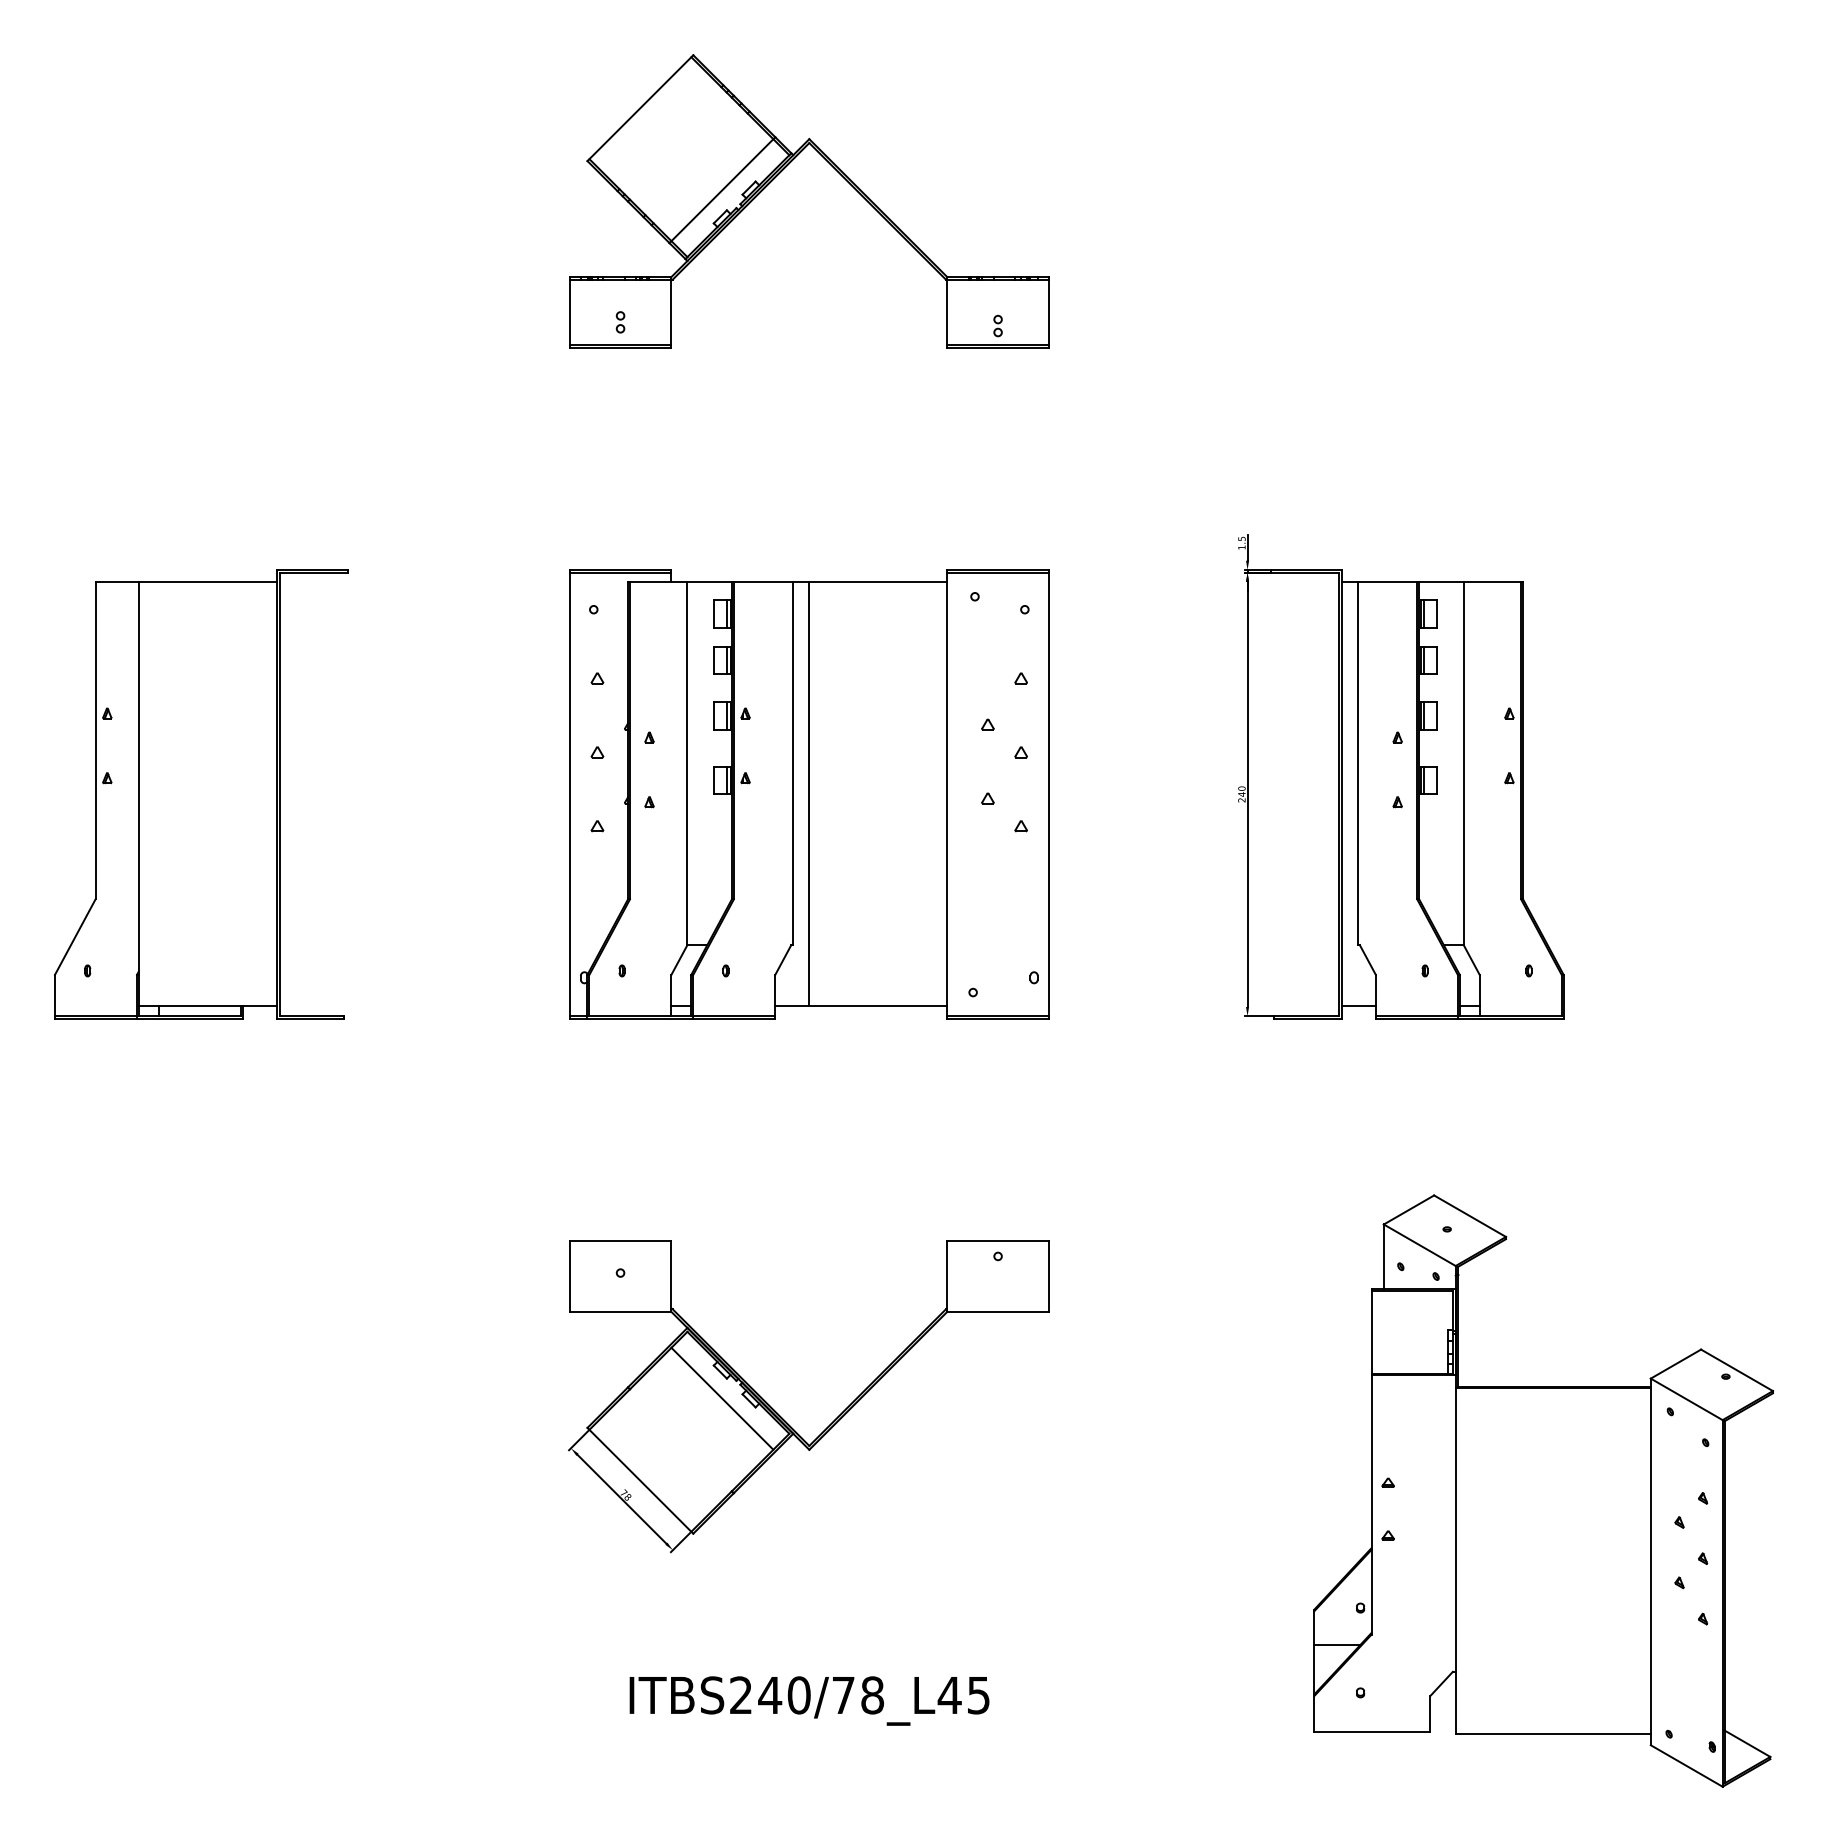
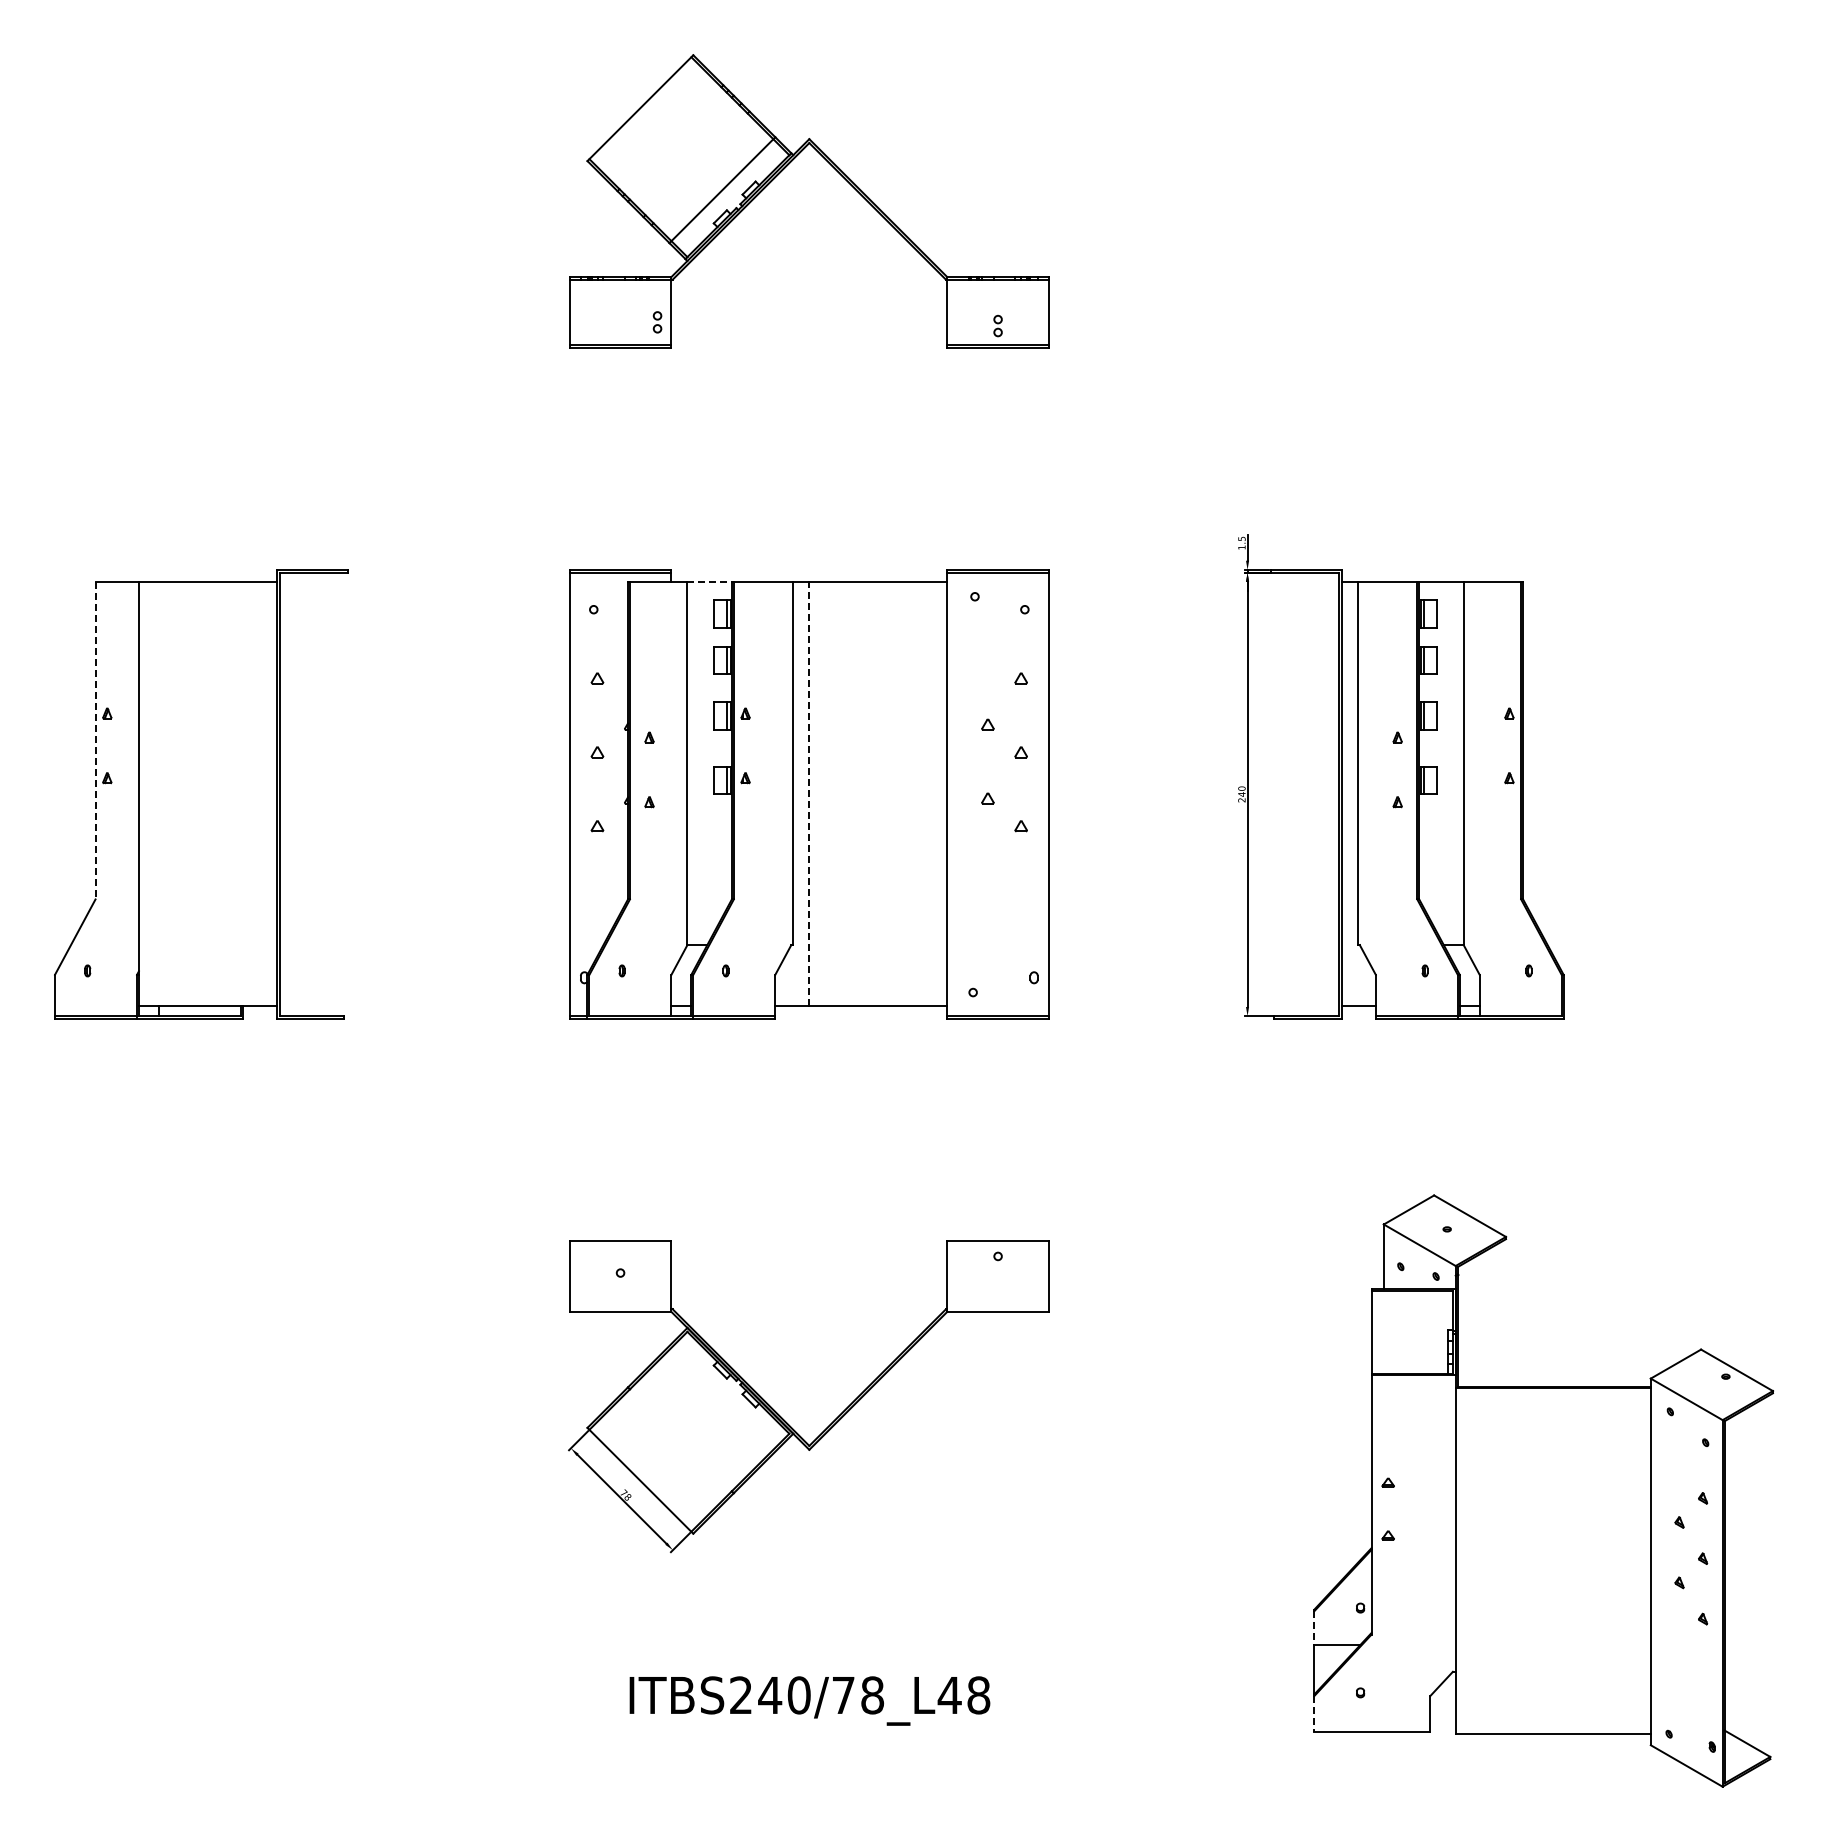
part position: (620, 322) -> (657, 322) (657, 322)
line: solid -> dashed (710, 581)
line: solid -> dashed (95, 740)
line: solid -> dashed (809, 793)
line: present -> none (722, 1398)
line: solid -> dashed (1314, 1628)
text: ITBS240/78_L45 -> ITBS240/78_L48 (978, 1695)
line: solid -> dashed (1314, 1714)
